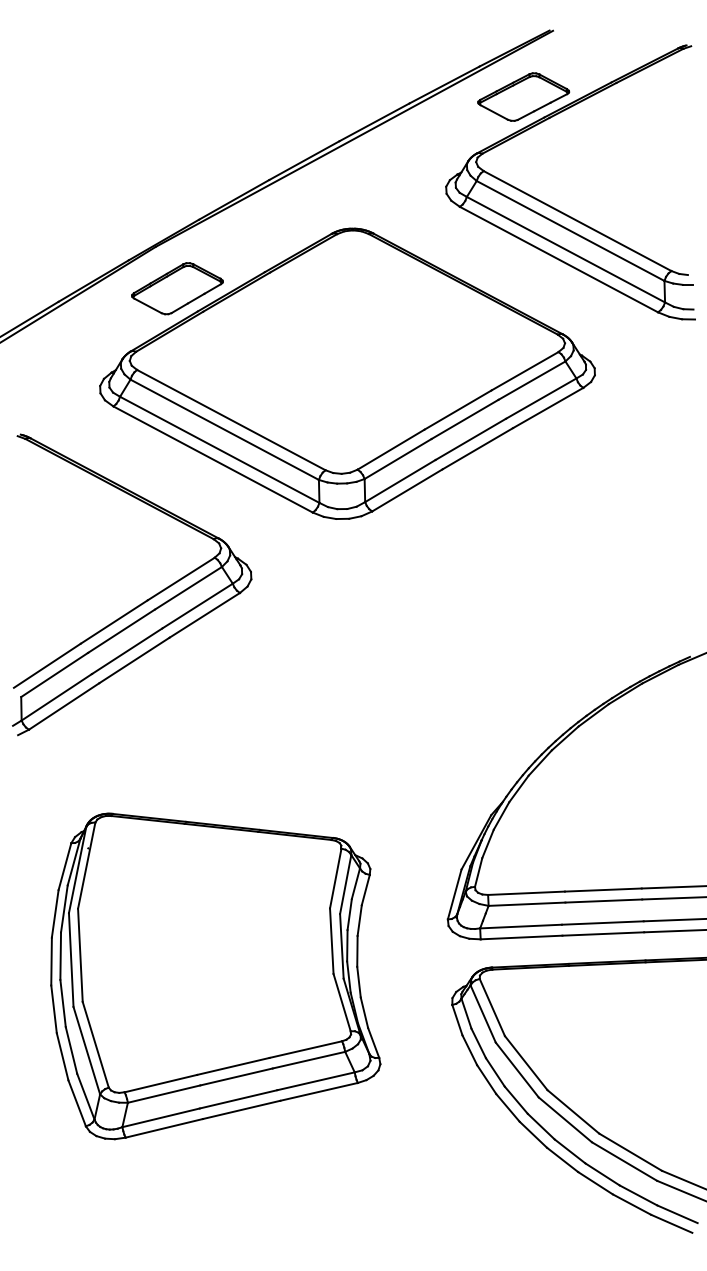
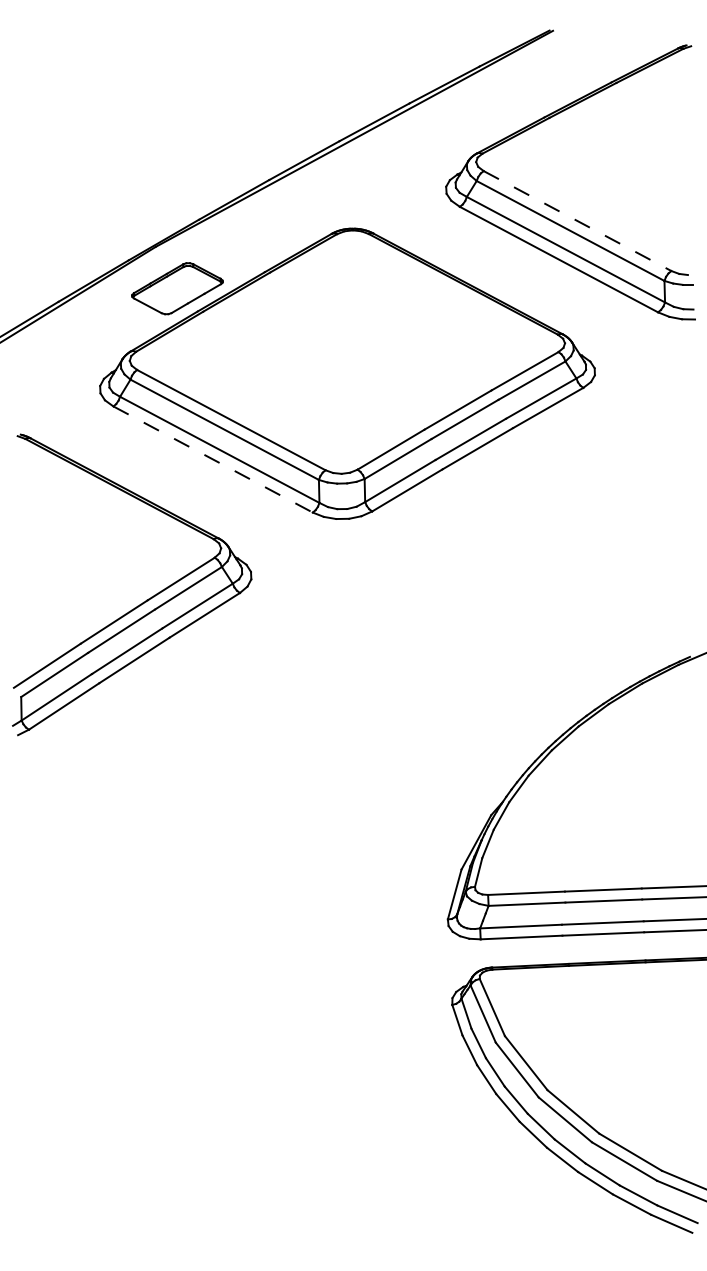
part: present -> none (523, 96)
line: solid -> dashed (578, 221)
line: solid -> dashed (213, 459)
part: present -> none (215, 976)
